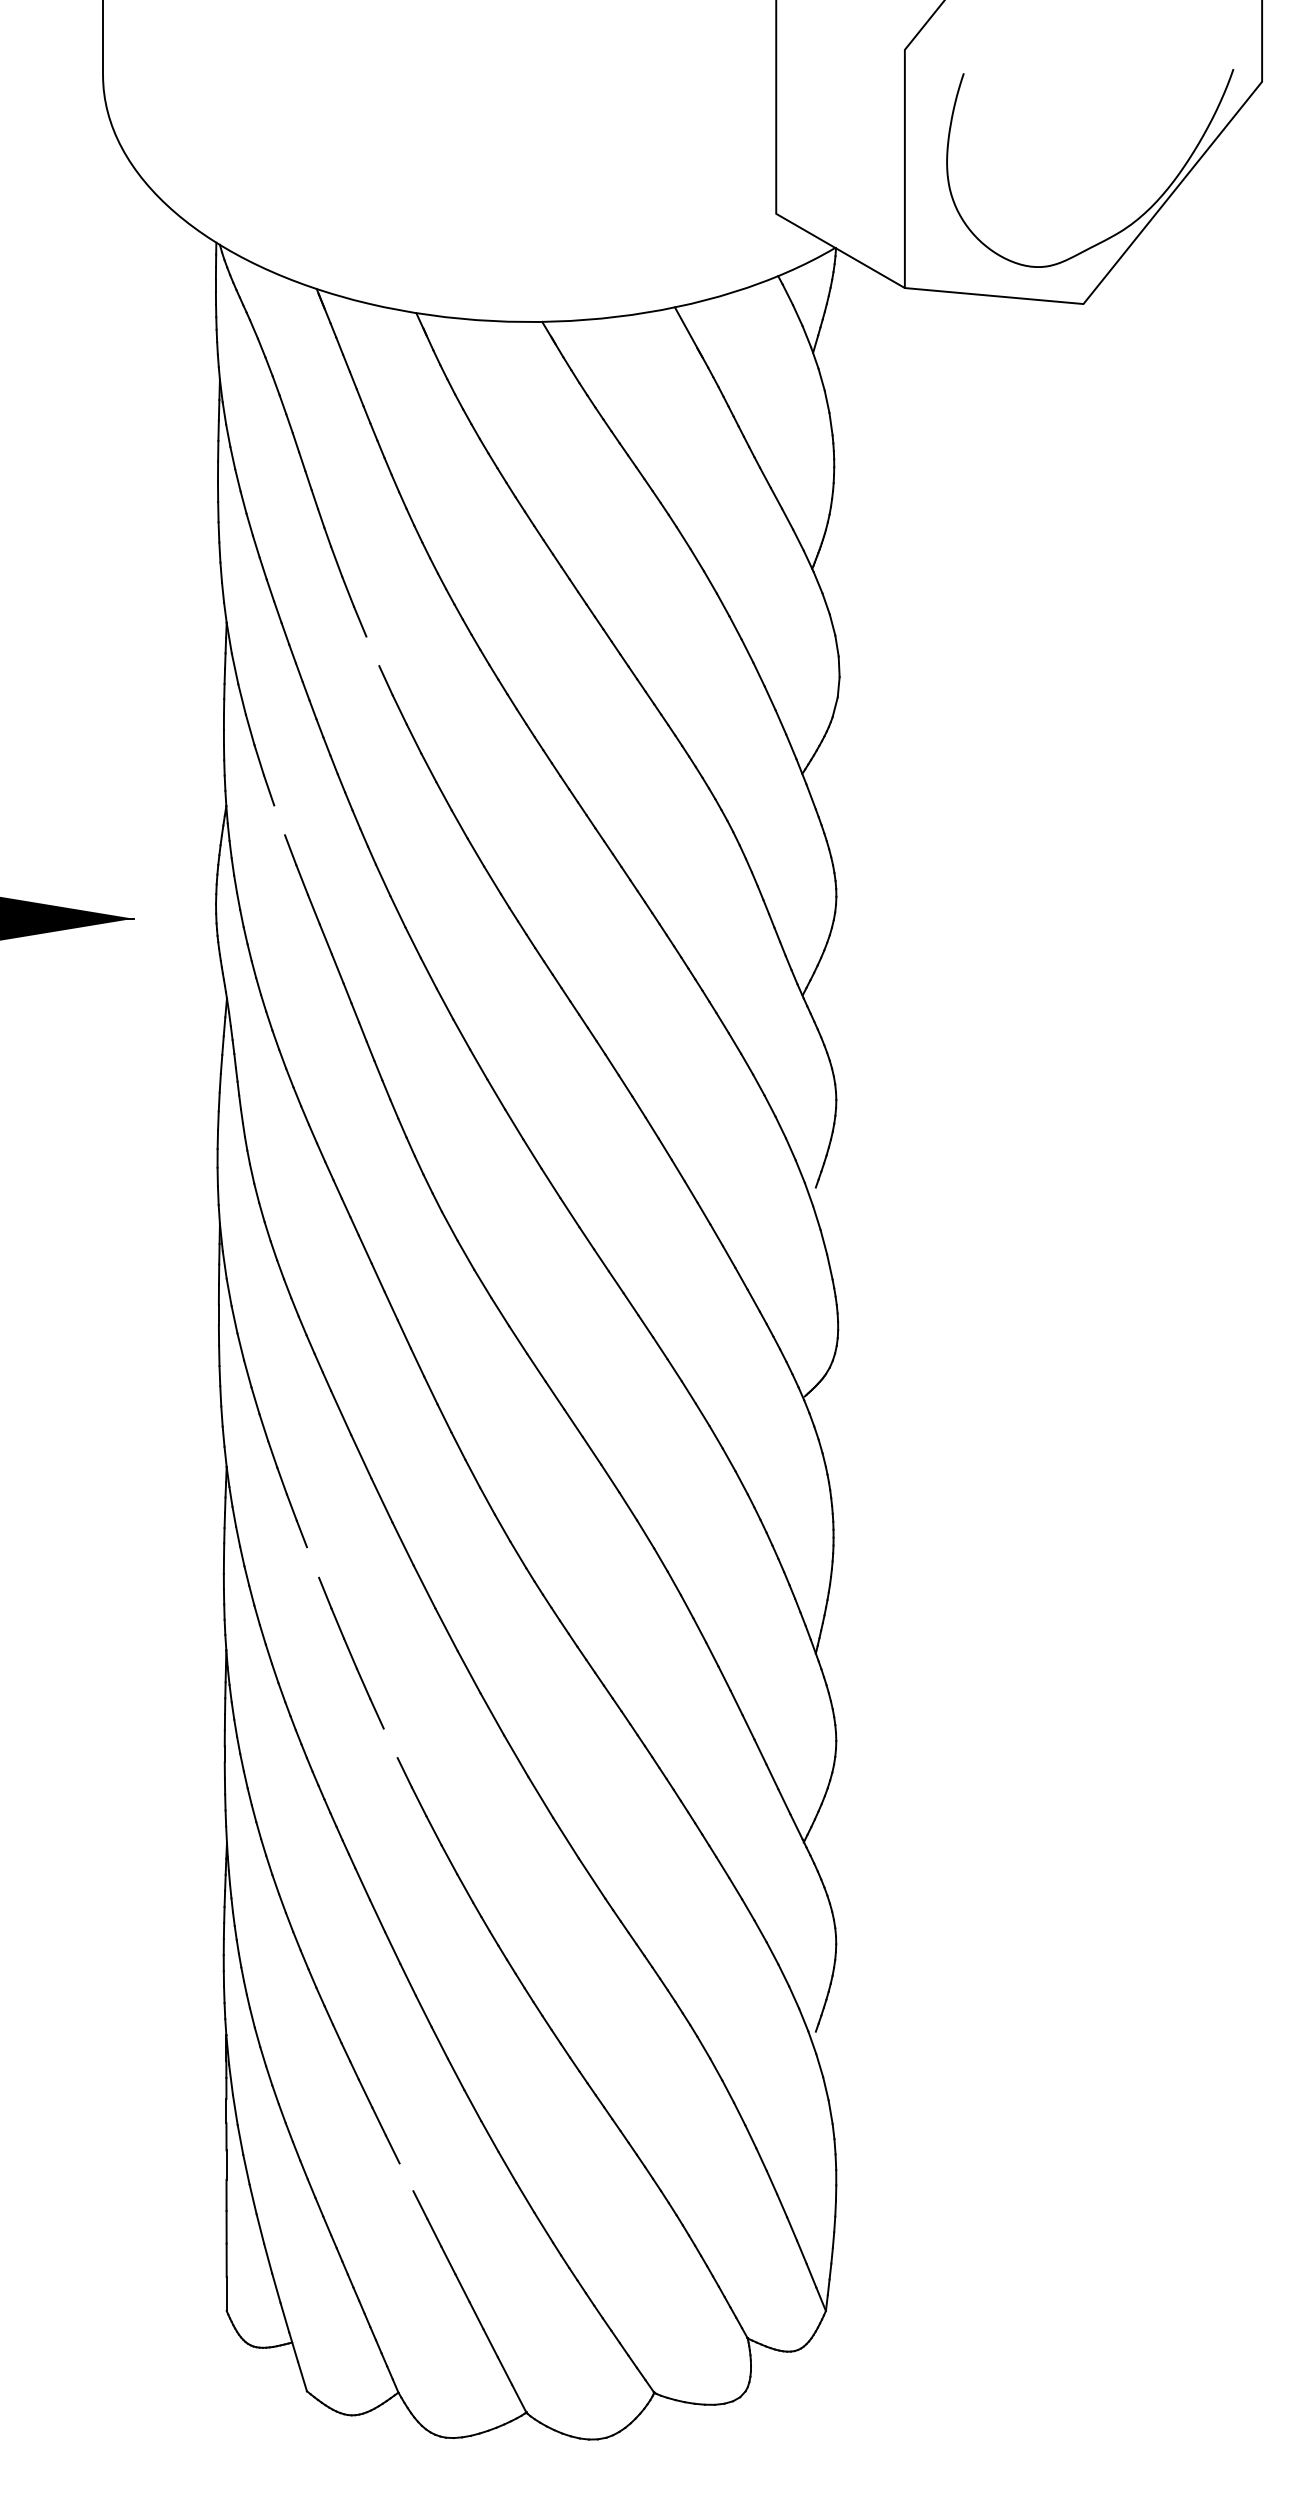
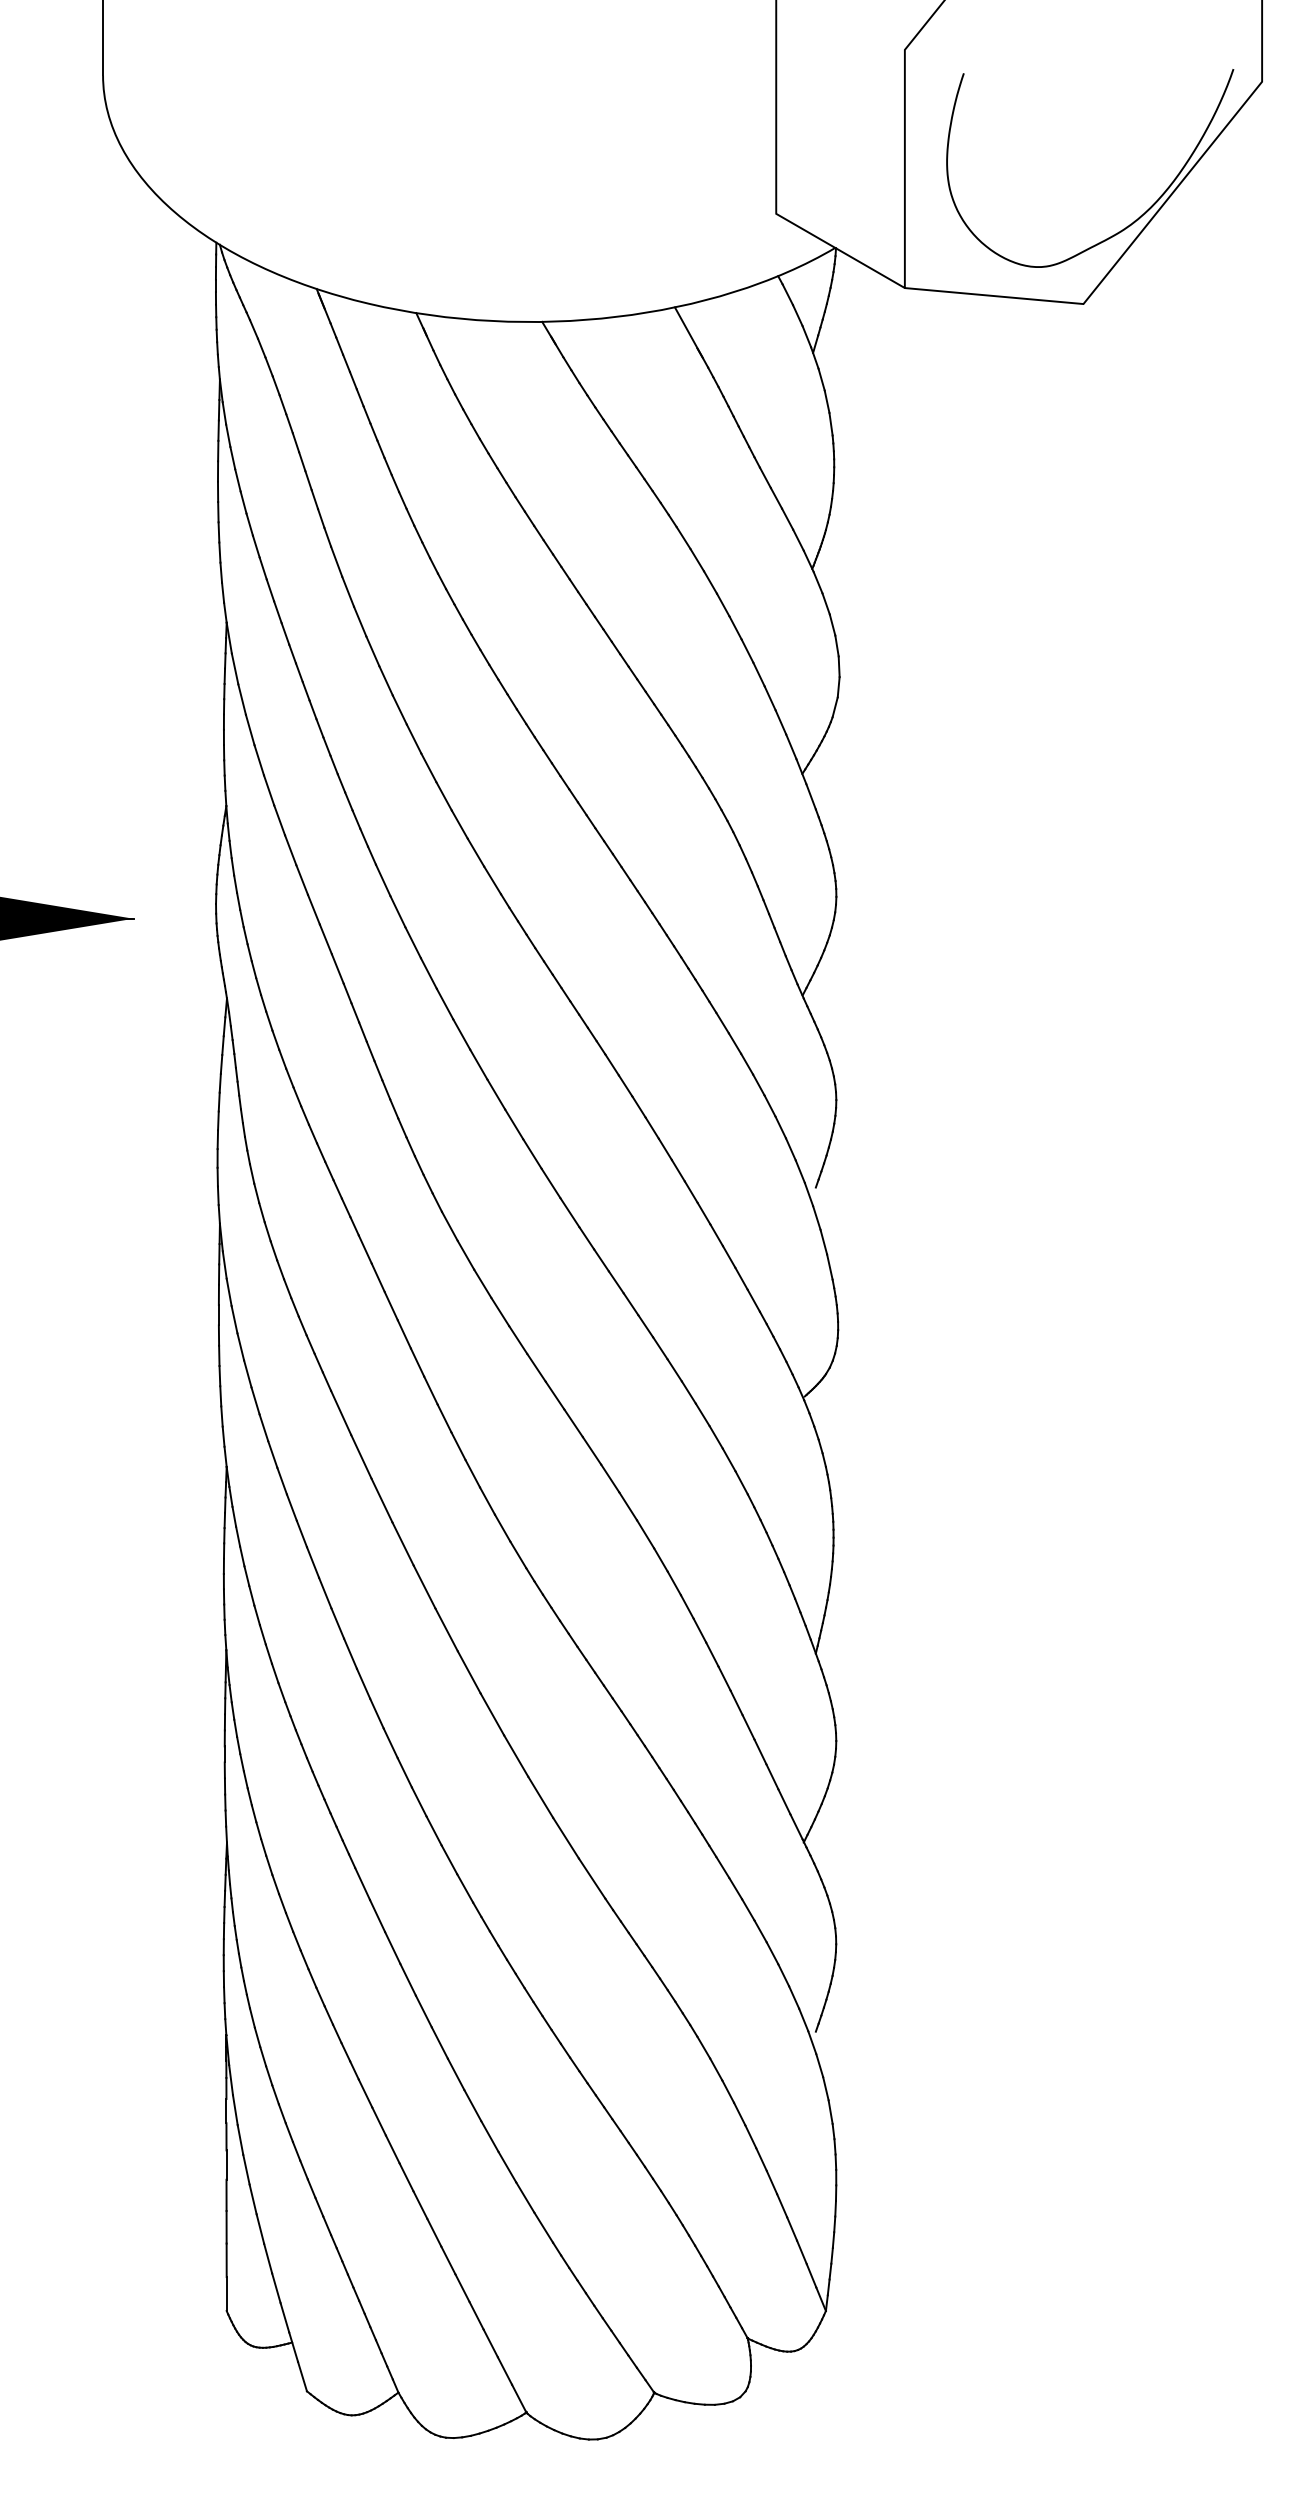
line: none -> present (372, 651)
line: none -> present (279, 820)
line: none -> present (312, 1562)
line: none -> present (390, 1743)
line: none -> present (406, 2177)
